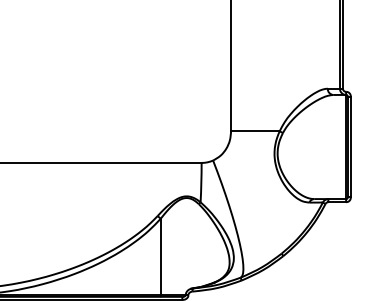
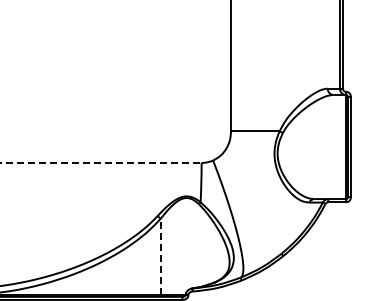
line: solid -> dashed (101, 162)
line: solid -> dashed (160, 256)
